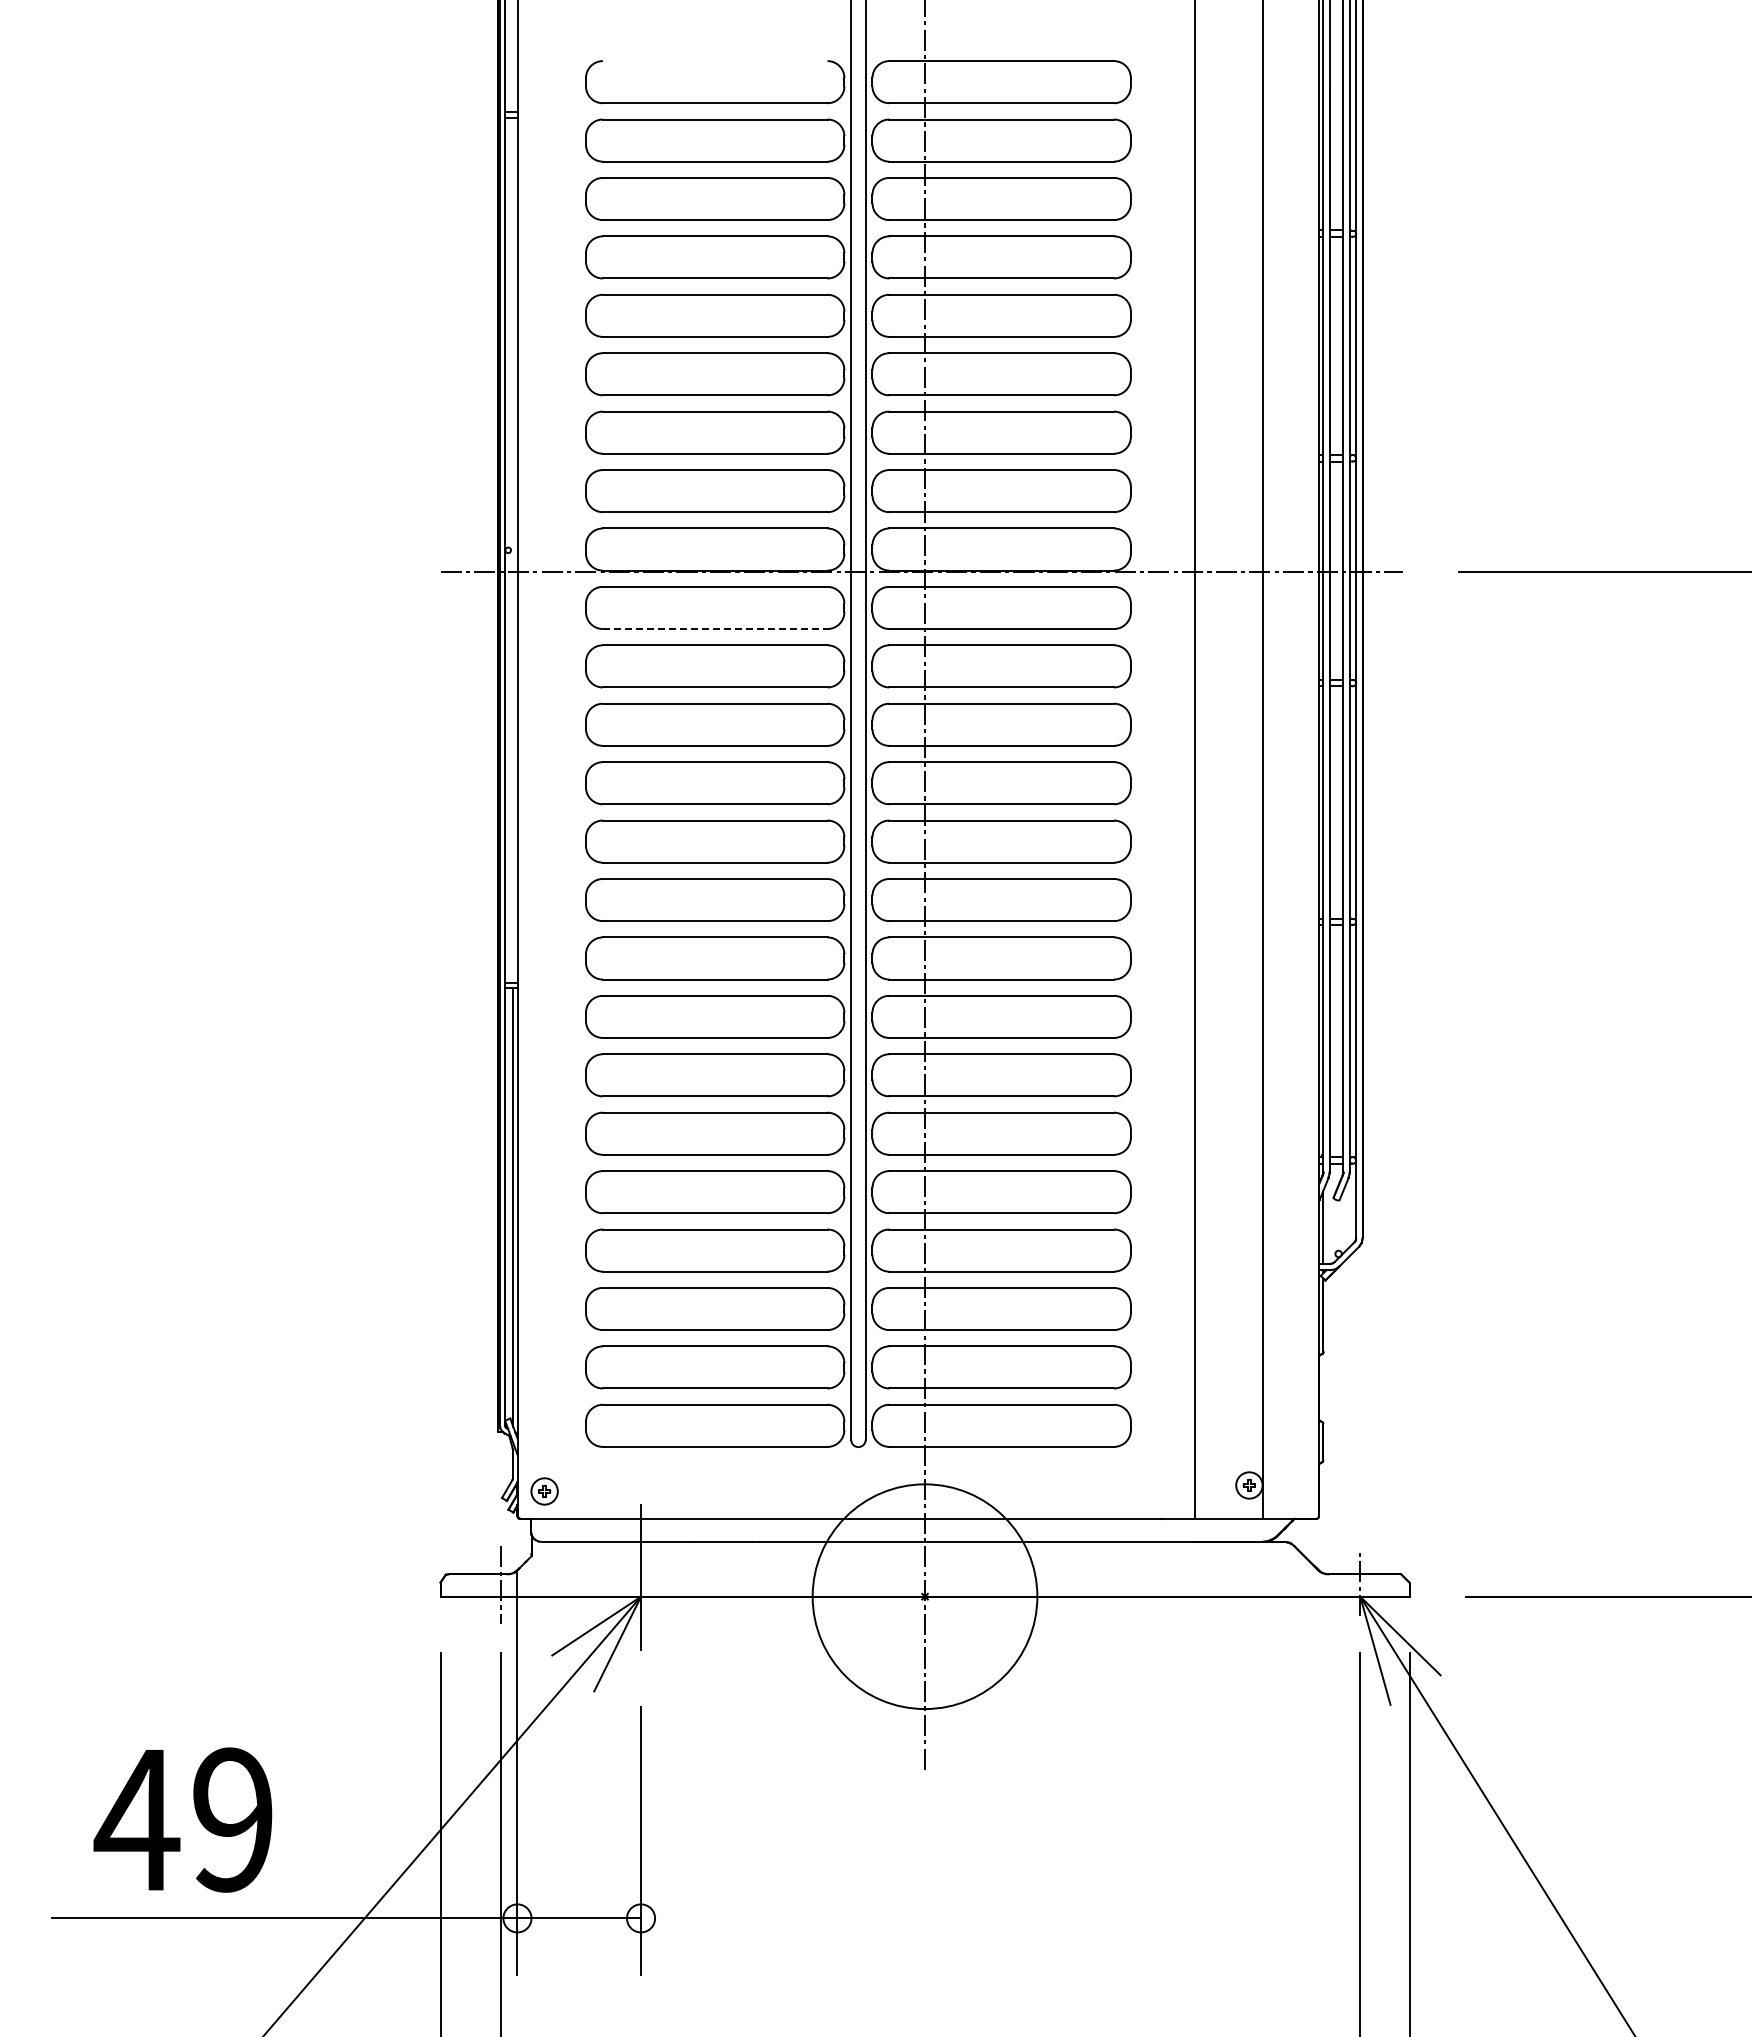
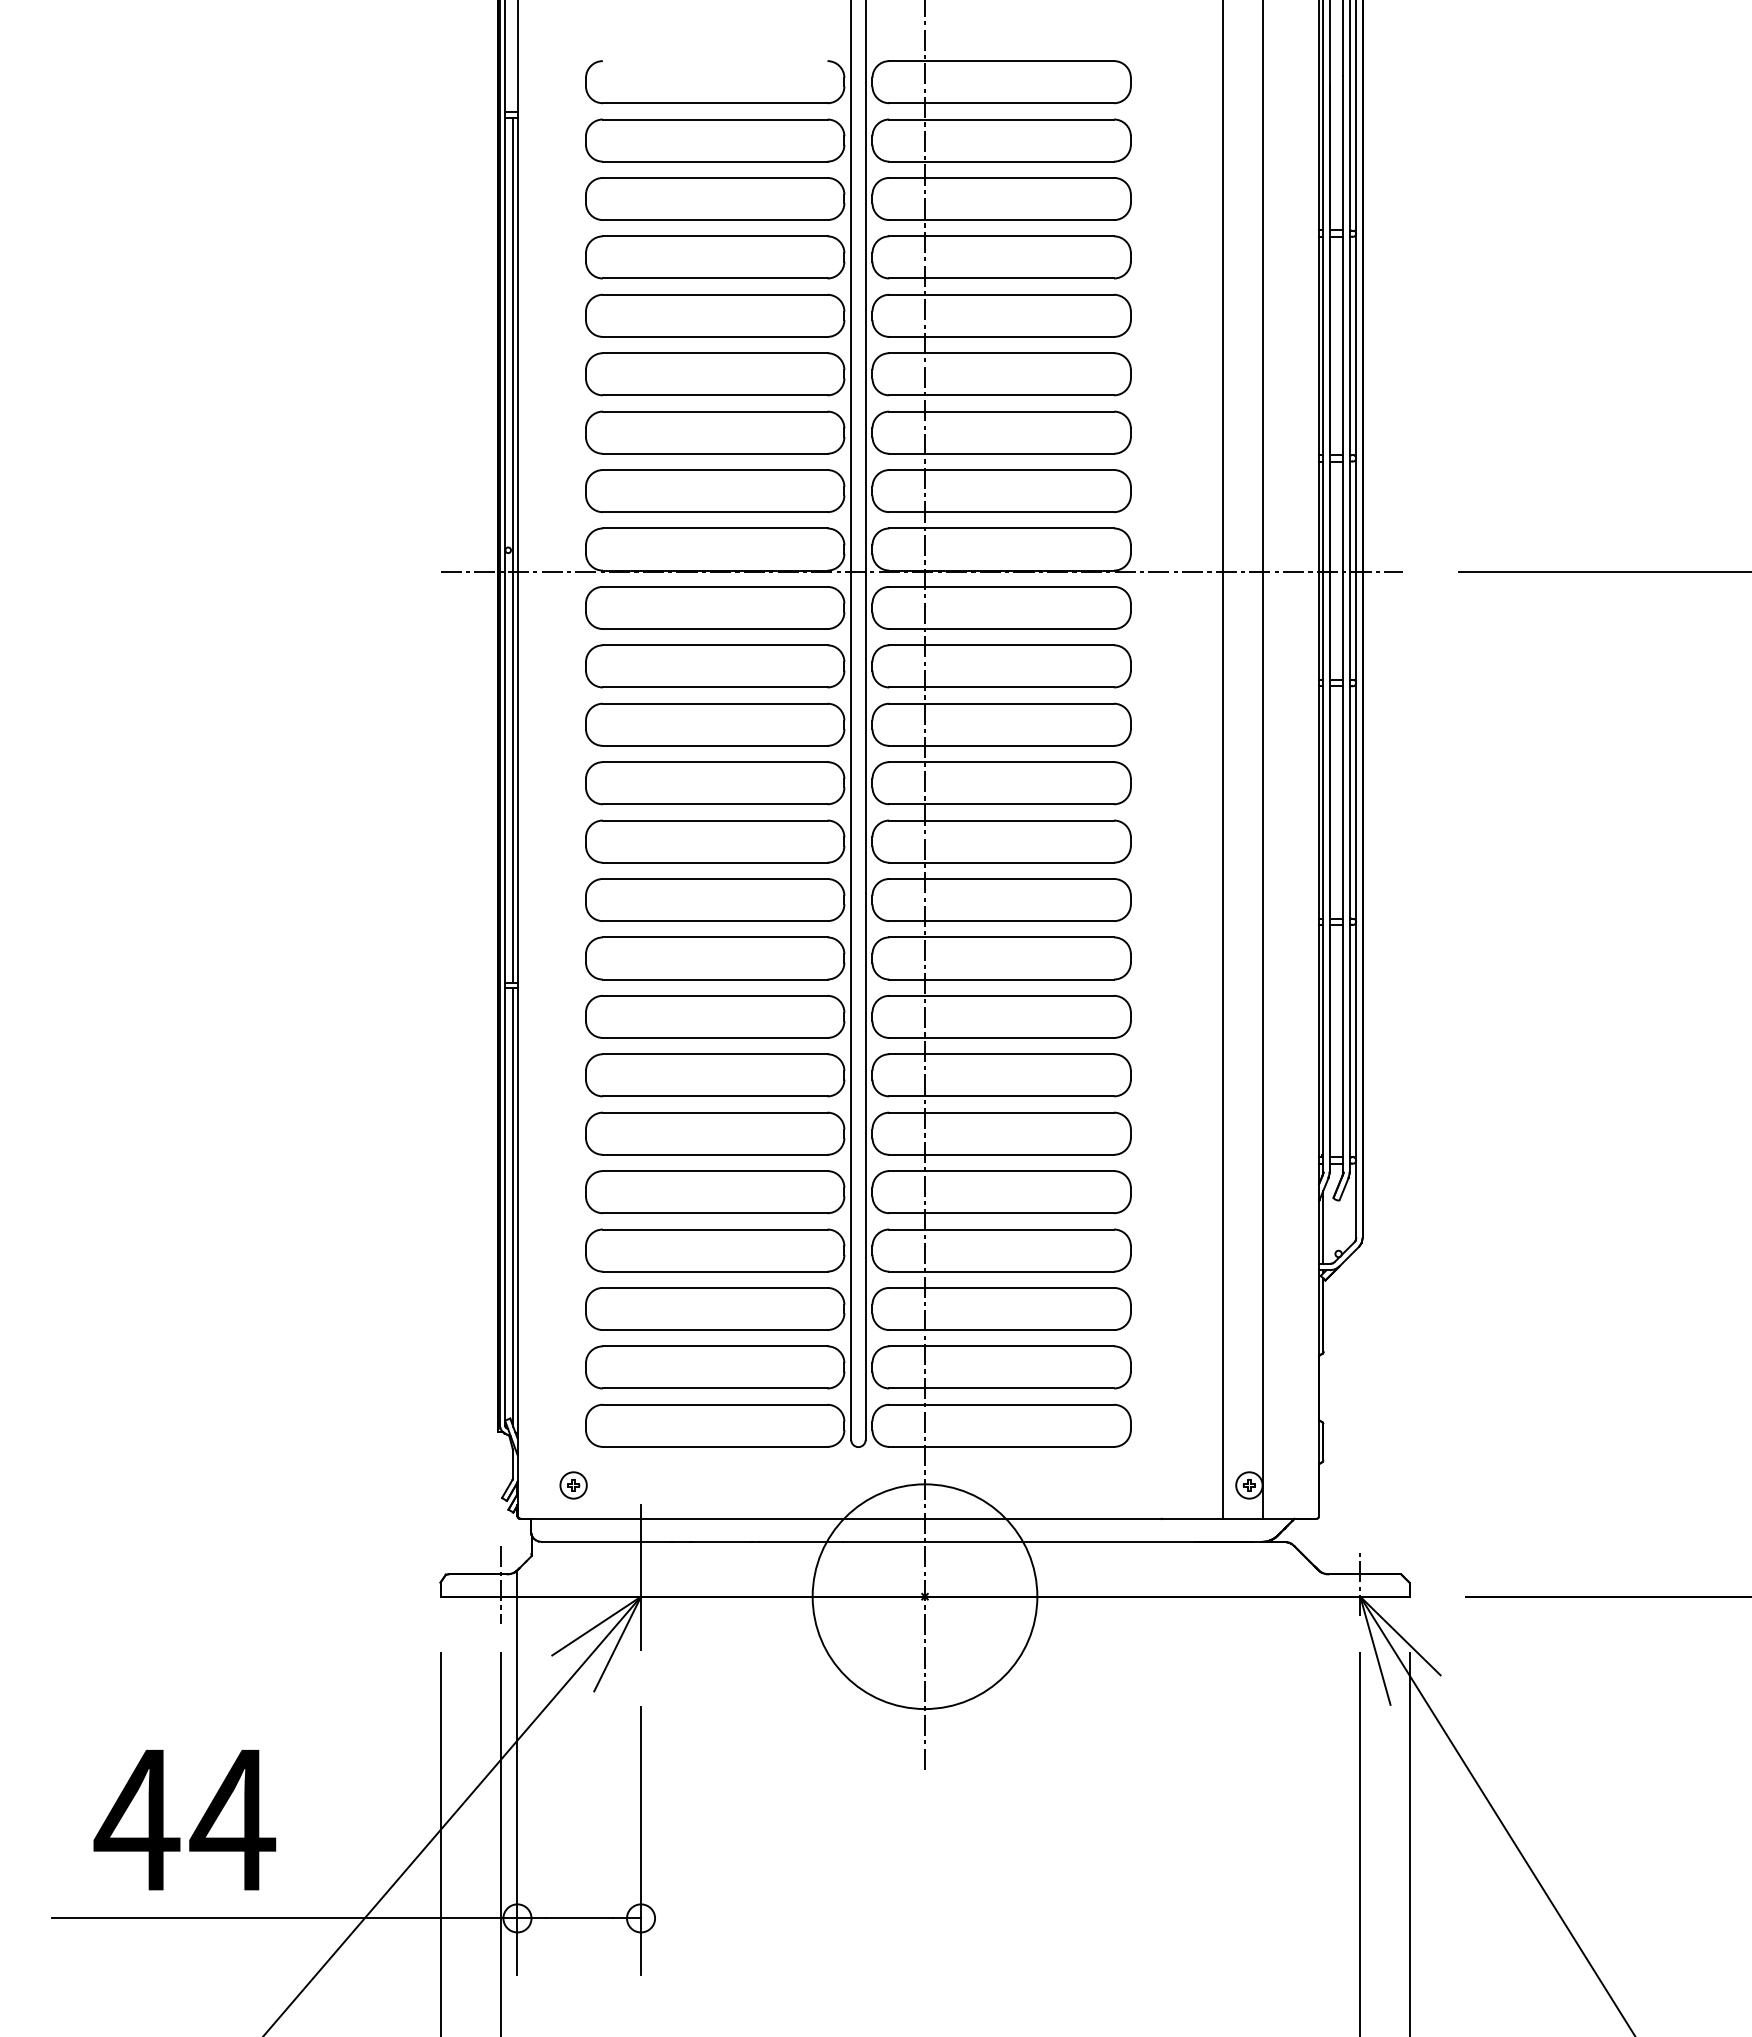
line: none -> present (513, 549)
line: dashed -> solid (715, 629)
line position: (1195, 760) -> (1223, 760) (1223, 760)
part position: (544, 1491) -> (573, 1485) (573, 1485)
text: 49 -> 44 (232, 1819)
